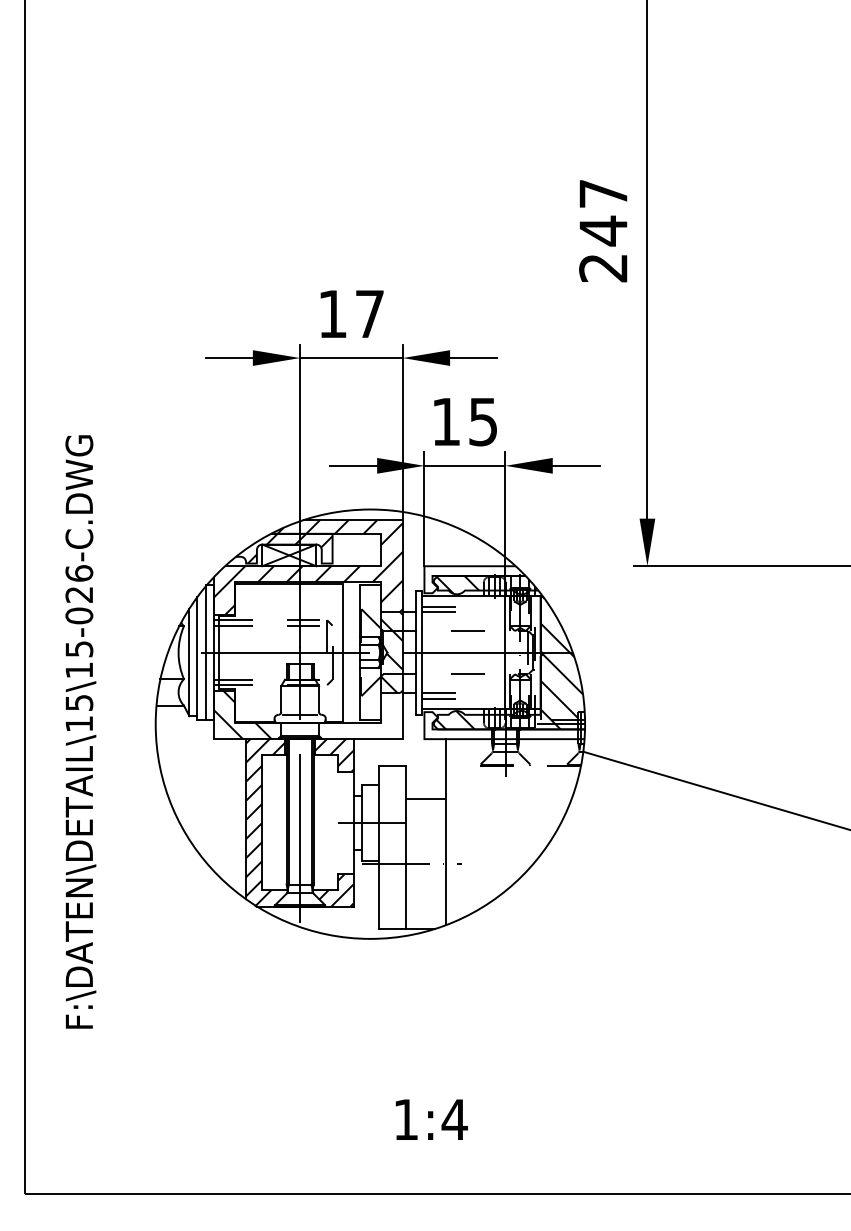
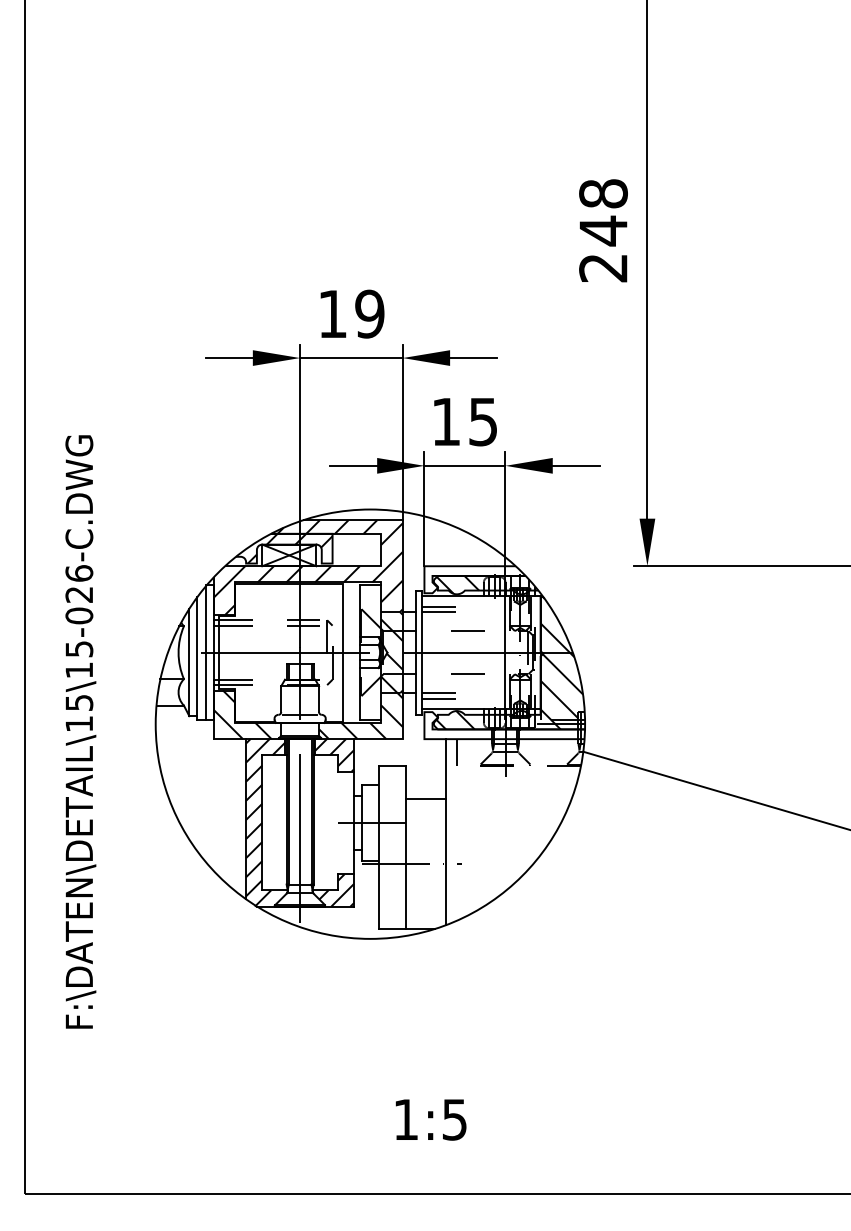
text: 247 -> 248 (603, 193)
text: 17 -> 19 (369, 313)
hatch: none -> present (360, 716)
line: none -> present (456, 752)
text: 1:4 -> 1:5 (454, 1119)
